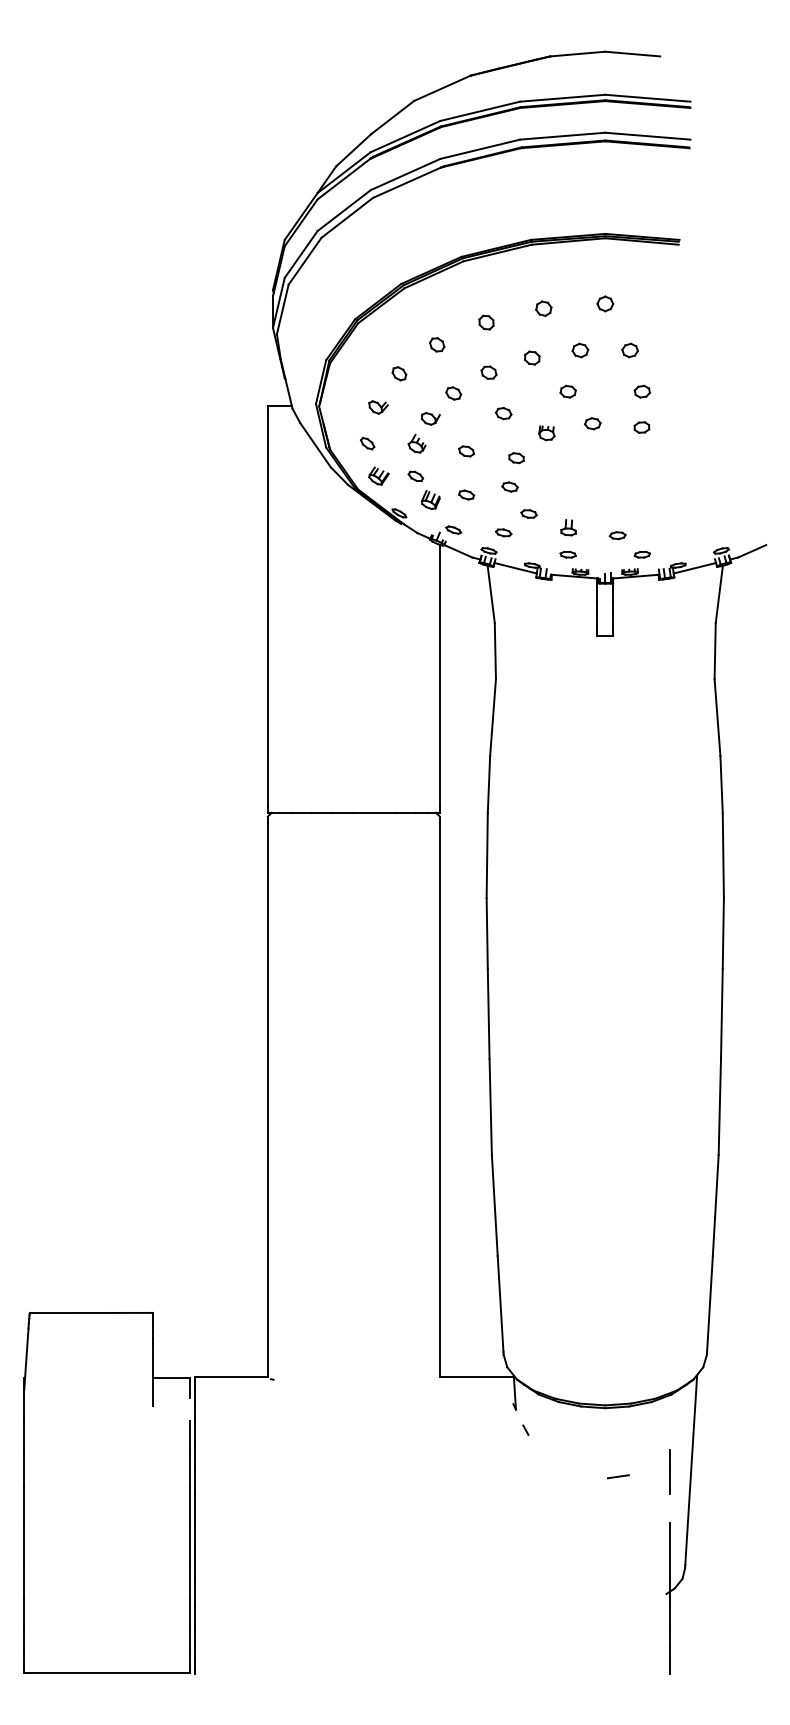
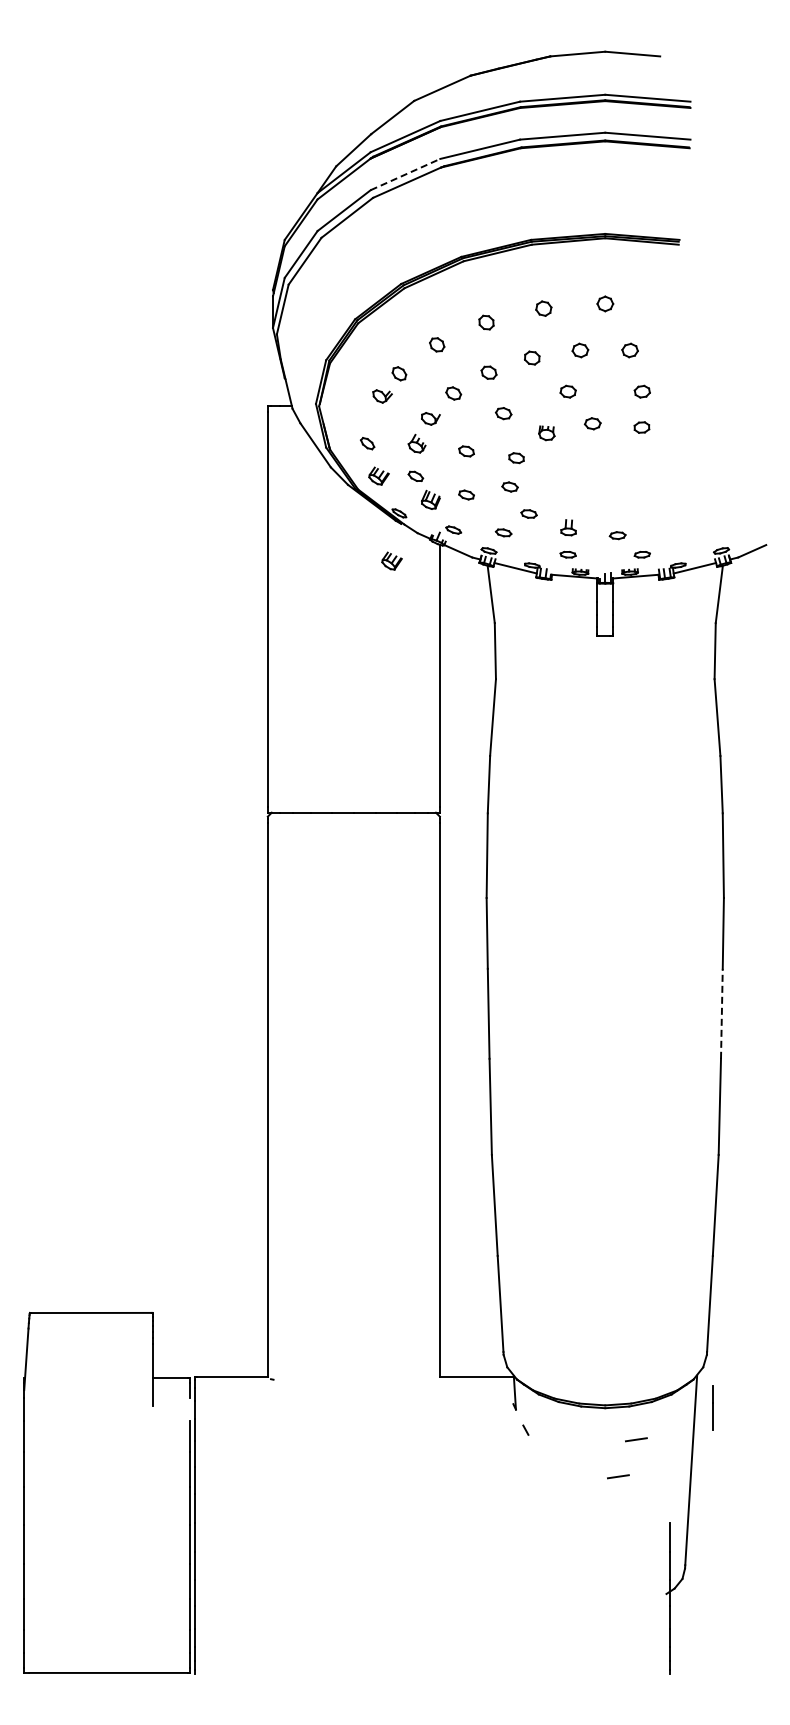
line: solid -> dashed (405, 174)
part position: (378, 407) -> (382, 396) (382, 396)
part: none -> present (391, 560)
line: solid -> dashed (721, 1013)
line: none -> present (636, 1439)
line position: (669, 1471) -> (712, 1407) (712, 1407)
